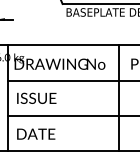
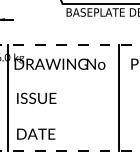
line: solid -> dashed (70, 45)
line: present -> none (72, 80)
line: present -> none (72, 116)
line: solid -> dashed (70, 150)
